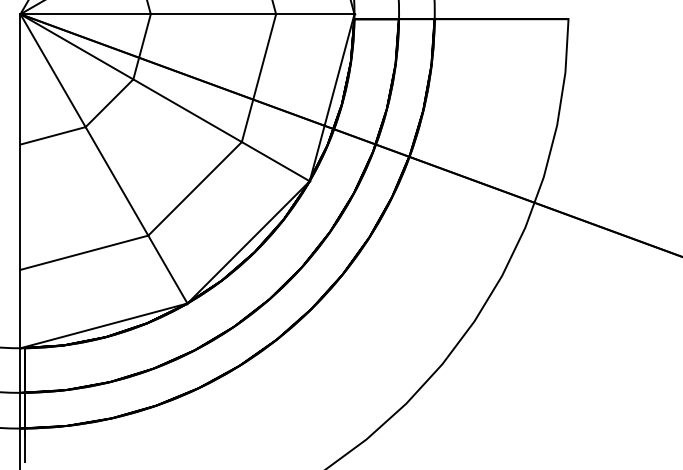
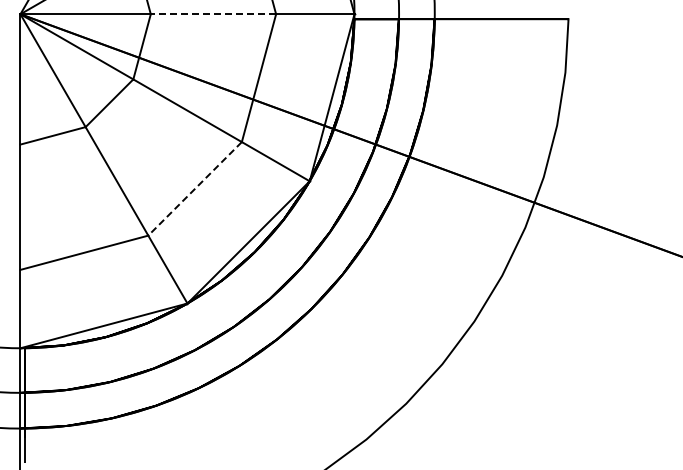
line: solid -> dashed (213, 14)
line: solid -> dashed (194, 189)
